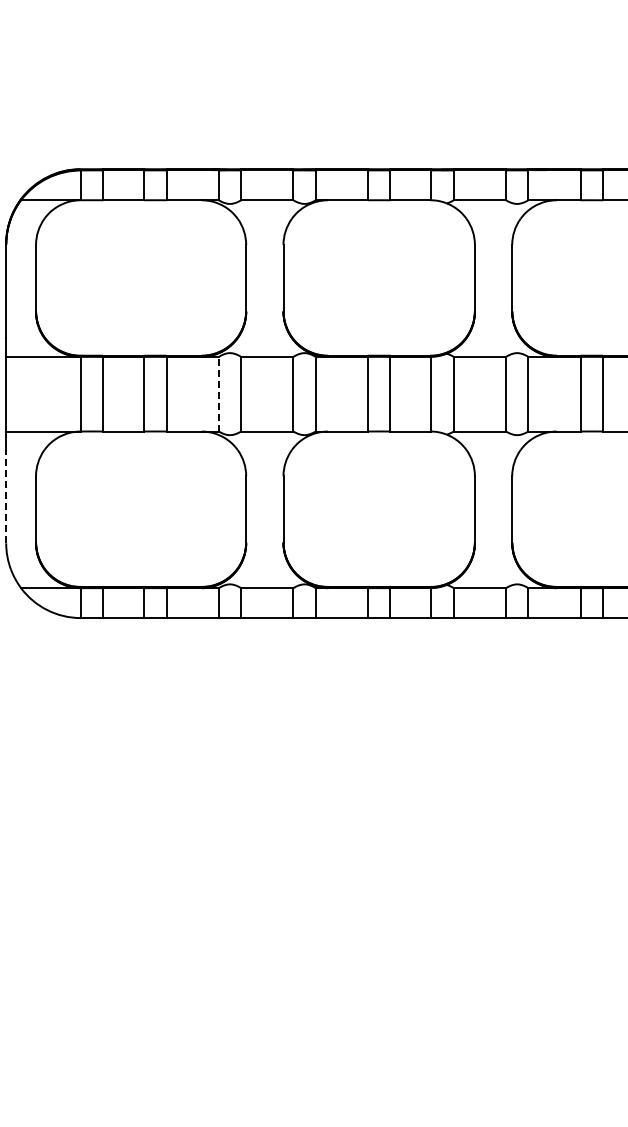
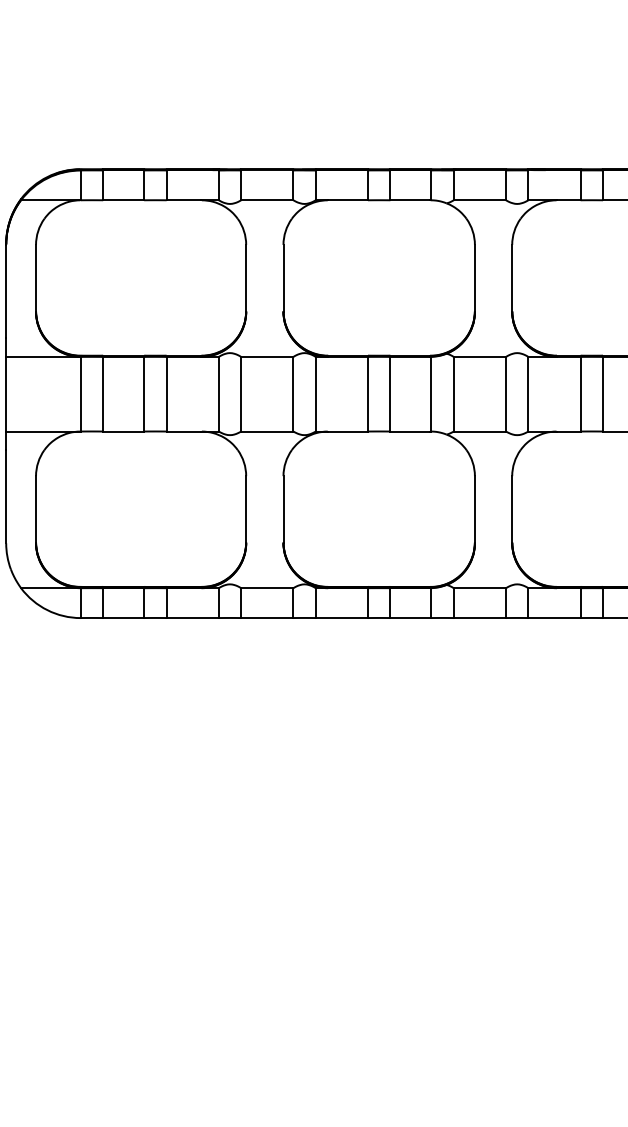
line: dashed -> solid (218, 393)
line: dashed -> solid (6, 496)
